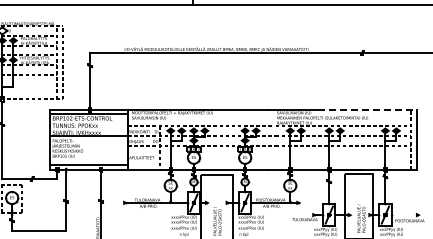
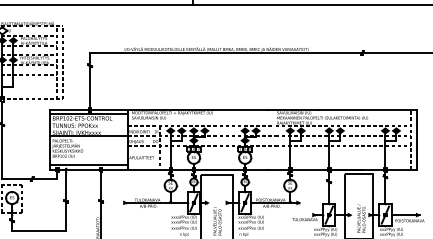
line: dashed -> solid (368, 110)
line: none -> present (405, 215)
